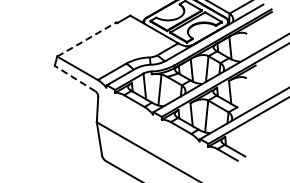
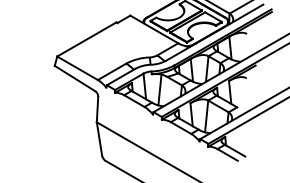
line: dashed -> solid (87, 39)
line: dashed -> solid (75, 78)
